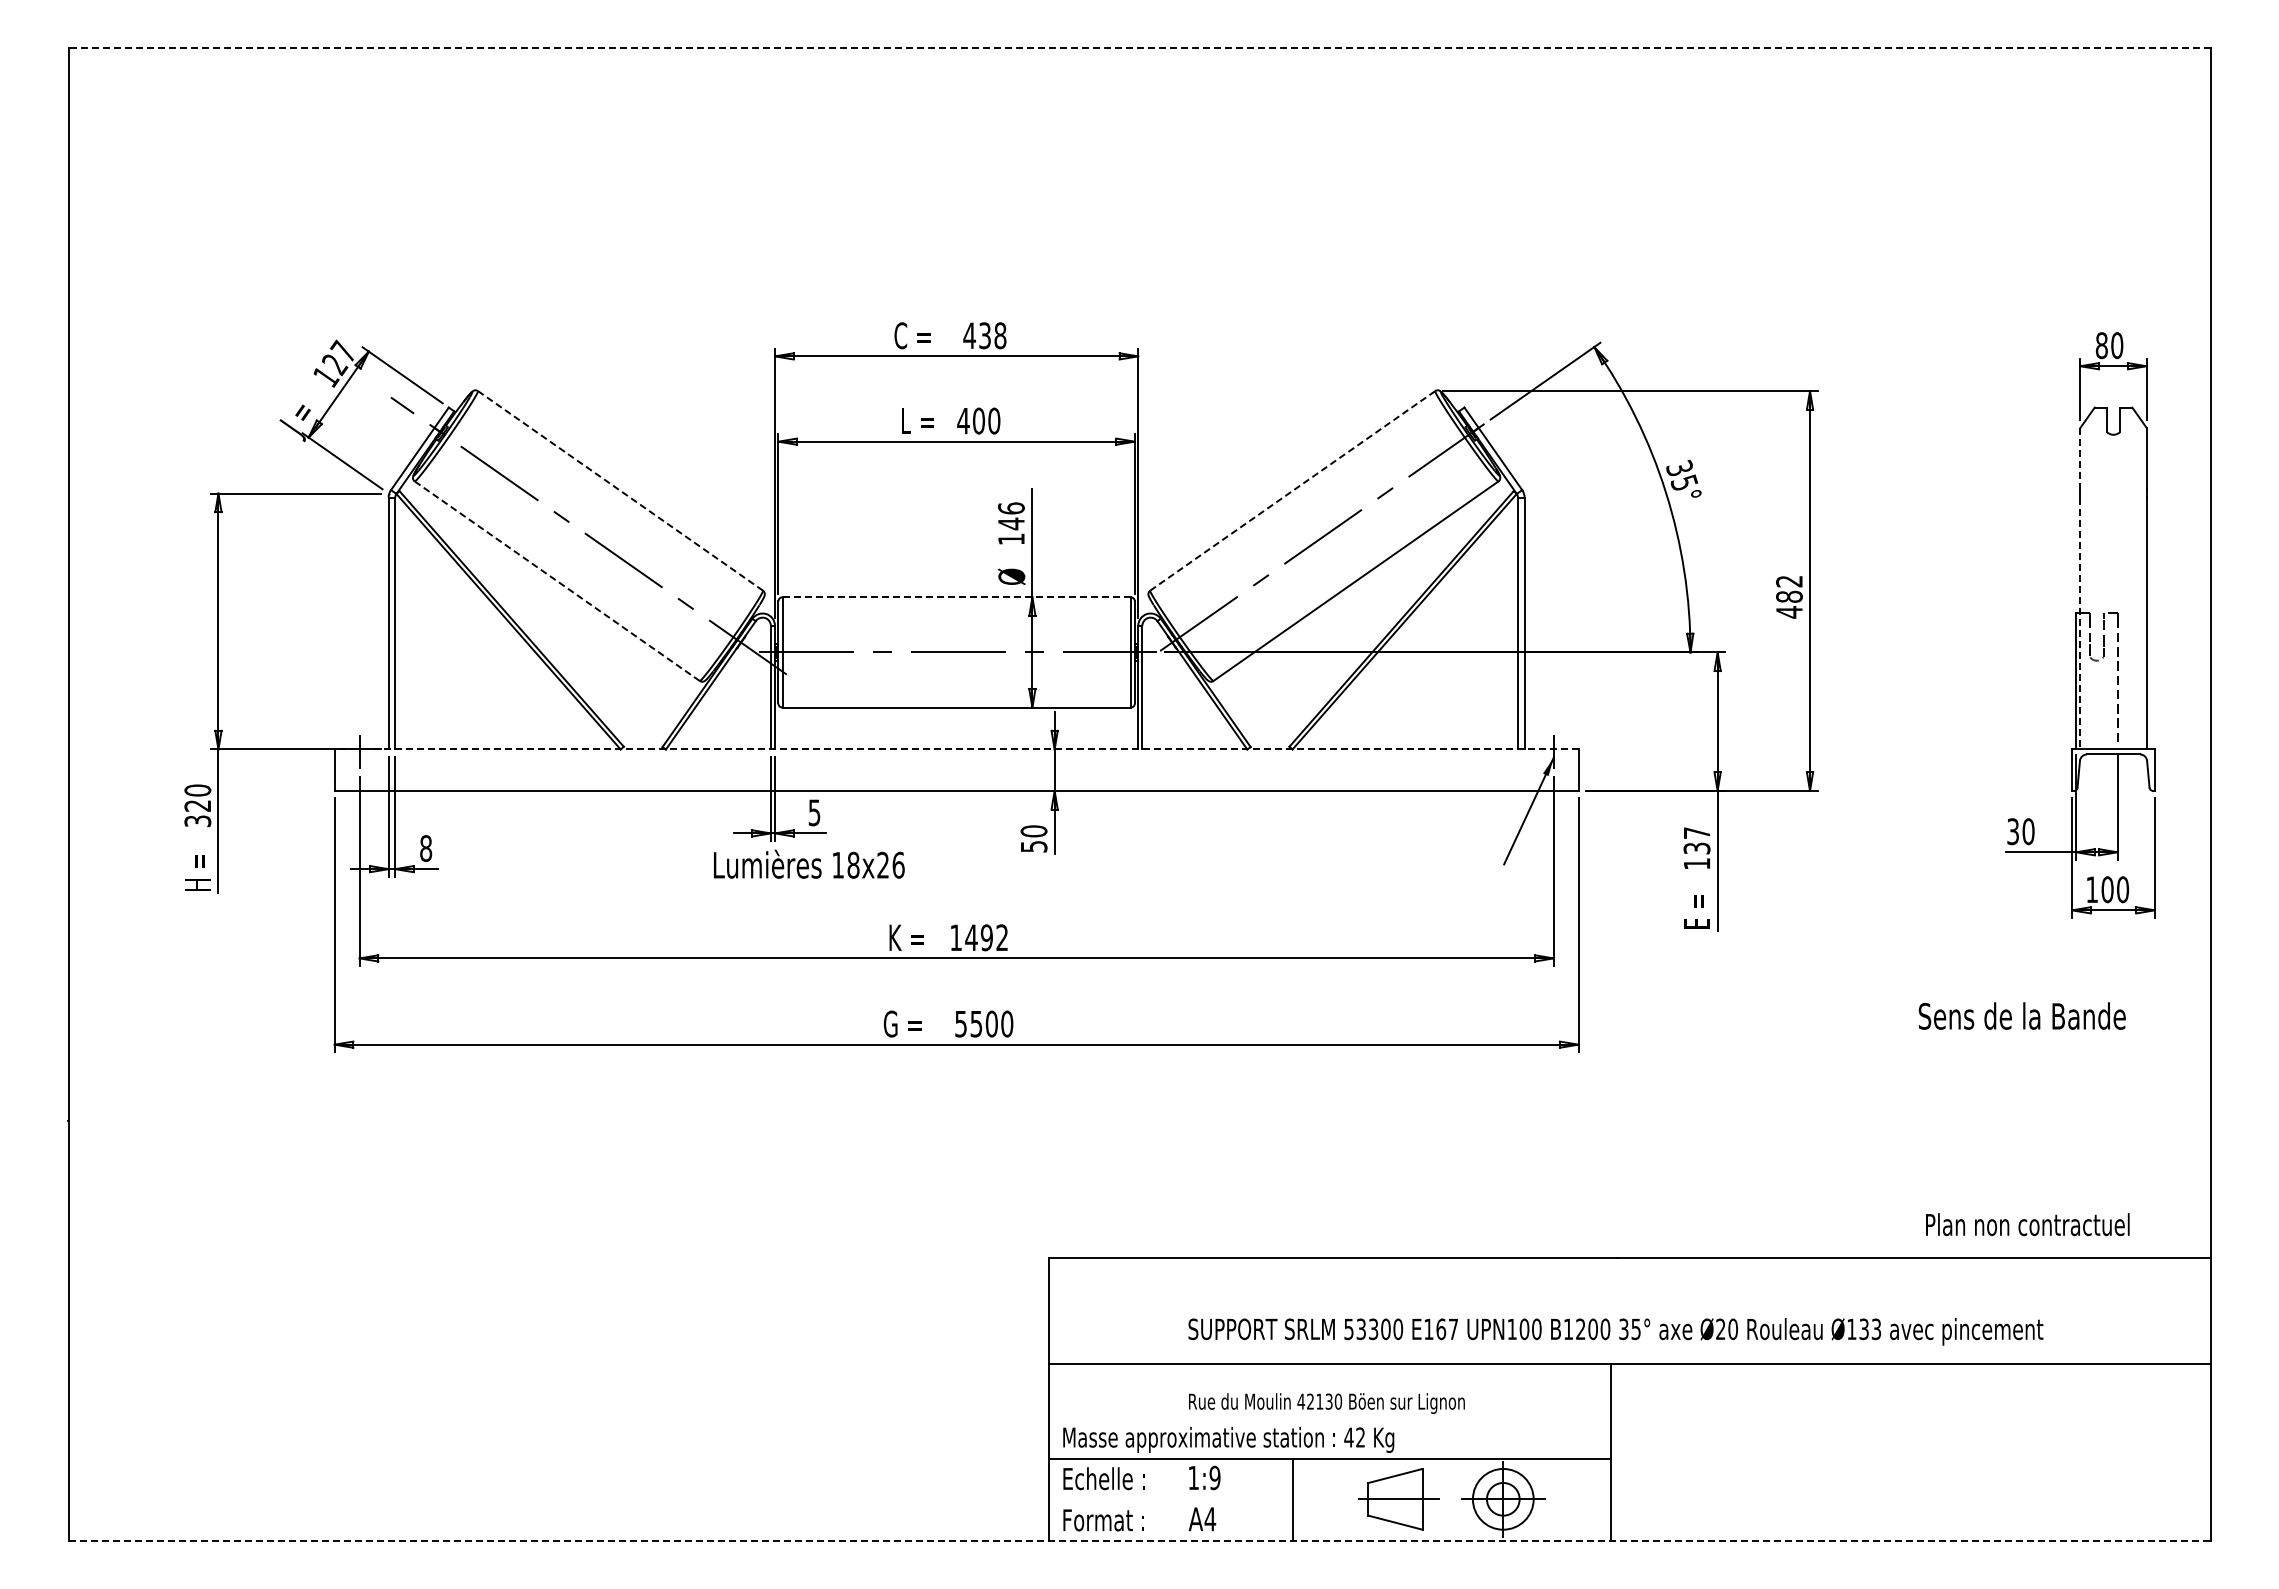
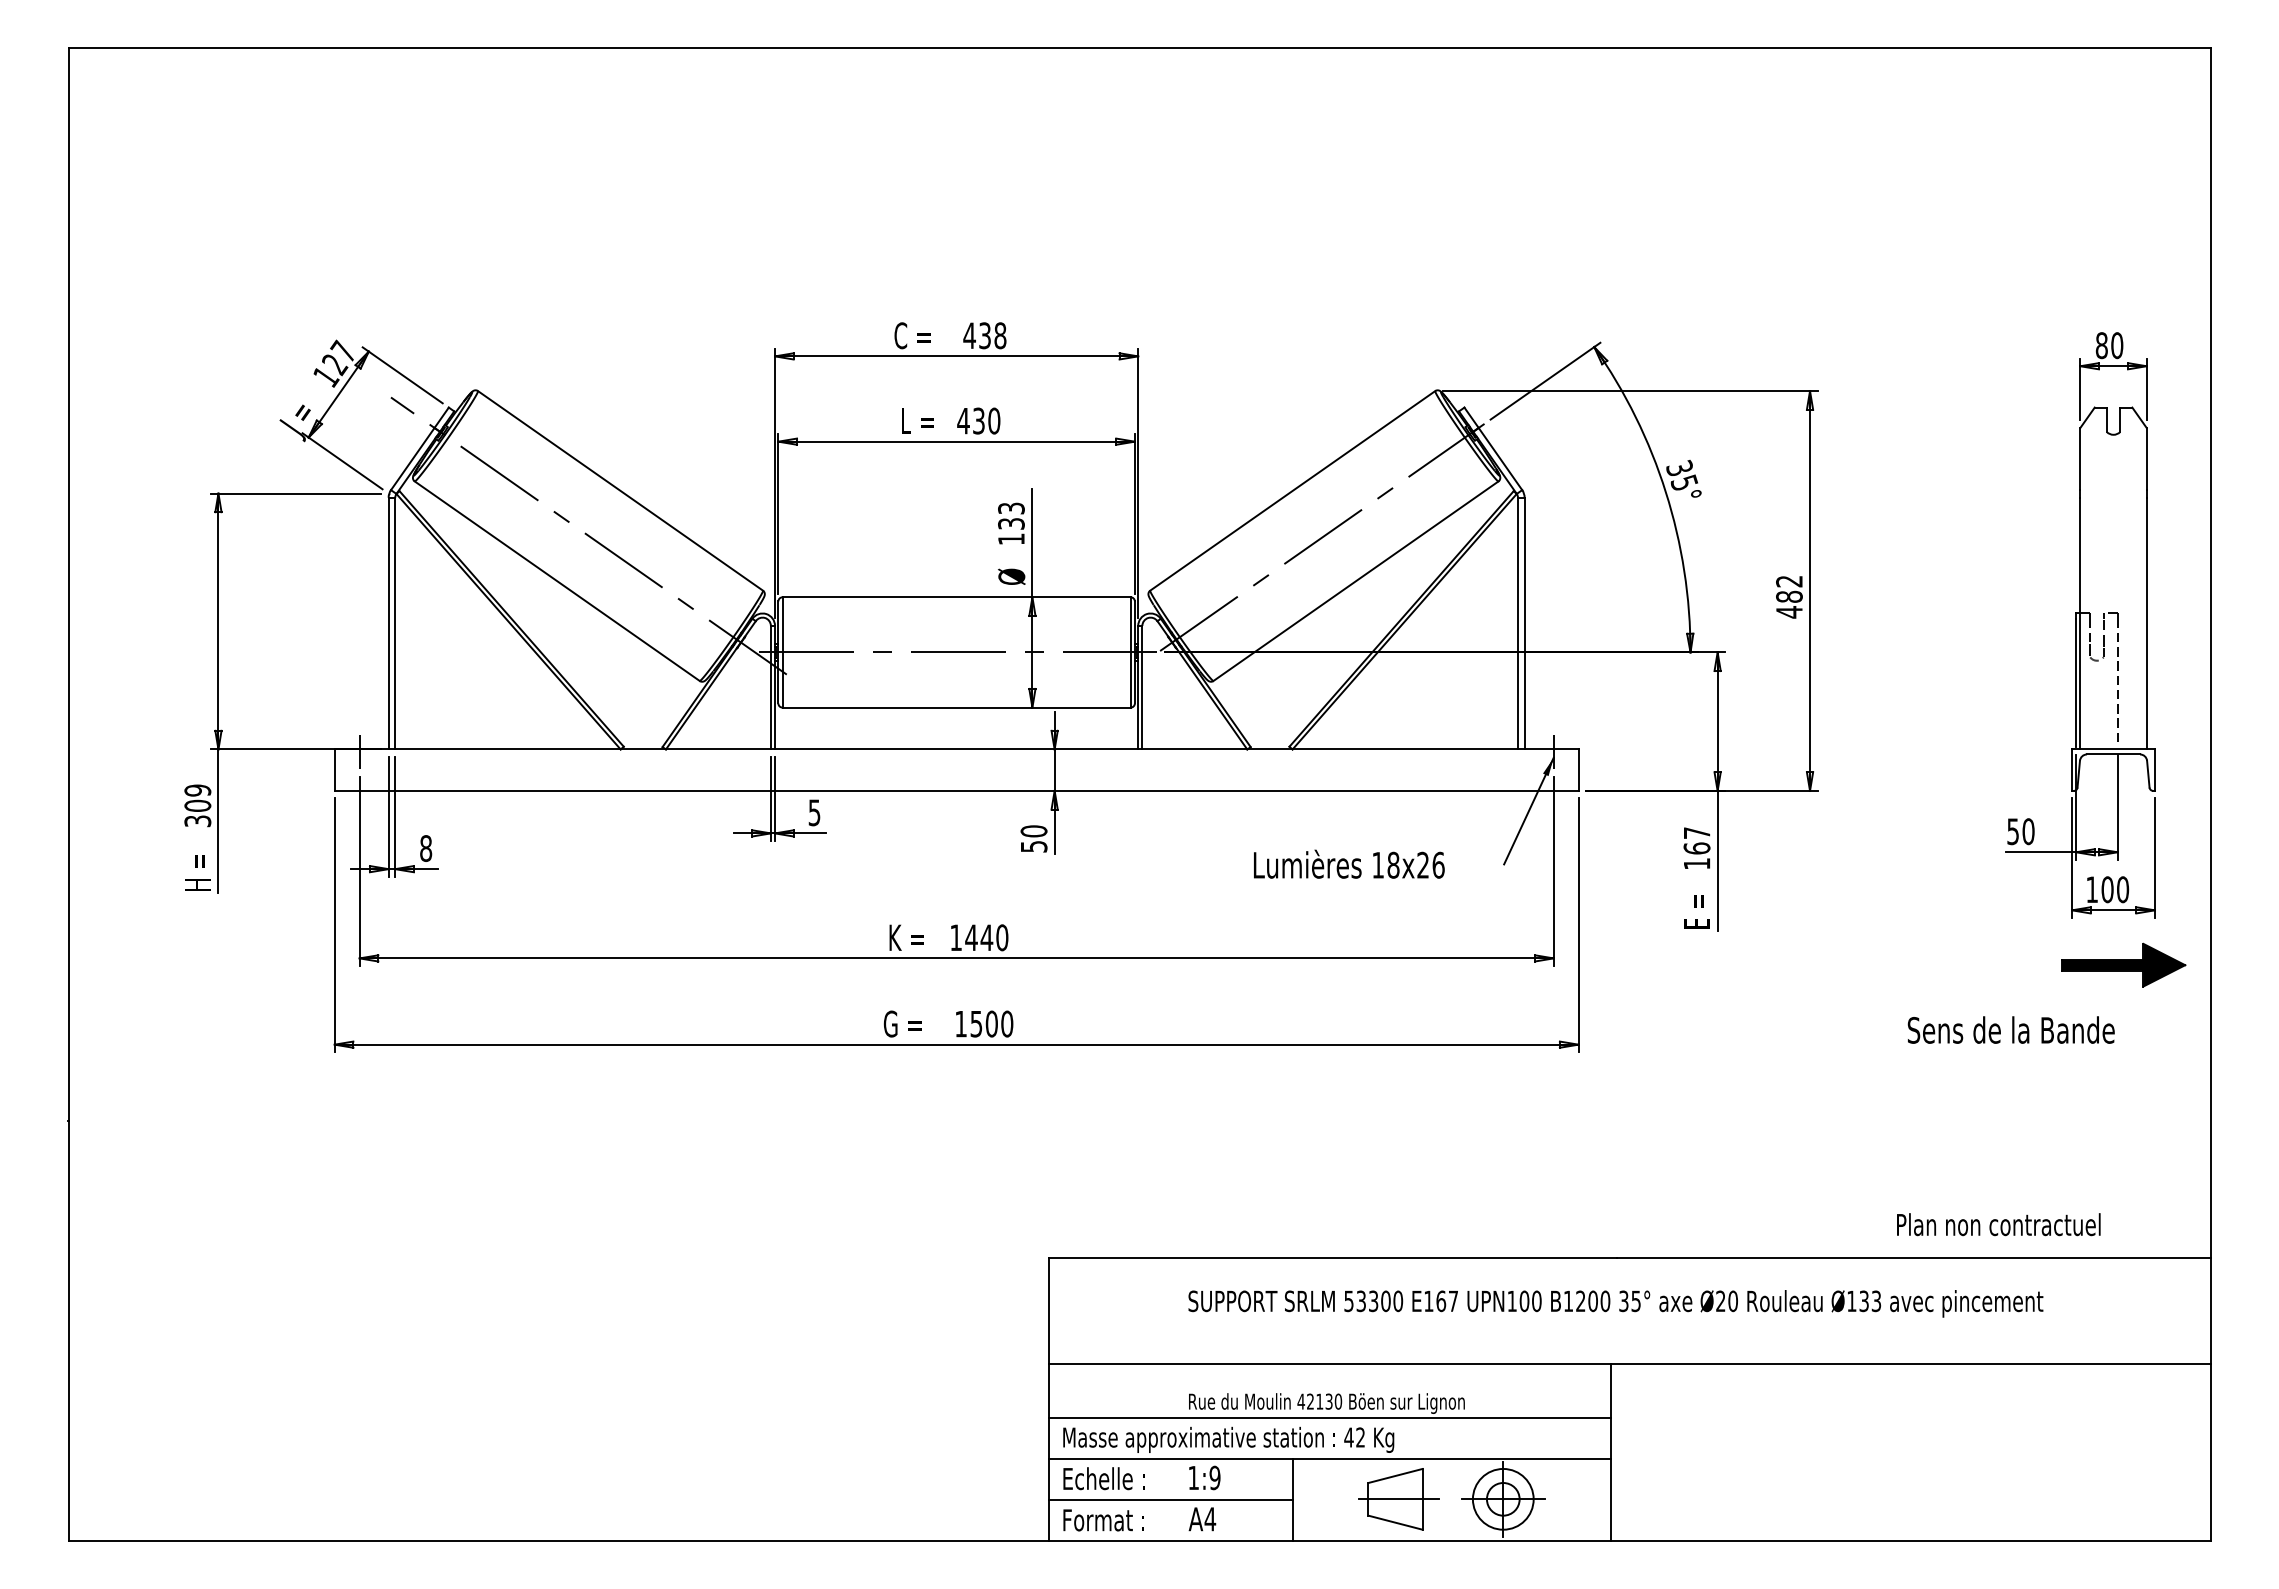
line: dashed -> solid (1139, 47)
text: 400 -> 430 (978, 420)
line: dashed -> solid (2080, 459)
line: dashed -> solid (620, 490)
line: dashed -> solid (1292, 490)
text: 146 -> 133 (1011, 516)
line: dashed -> solid (557, 581)
line: dashed -> solid (956, 597)
line: dashed -> solid (2080, 623)
line: dashed -> solid (956, 749)
text: 320 -> 309 (197, 797)
text: 30 -> 50 (2013, 831)
text: 137 -> 167 (1696, 848)
text position: (809, 863) -> (1349, 863) (1349, 863)
text: 1492 -> 1440 (994, 937)
part: none -> present (2123, 964)
text position: (2021, 1015) -> (2010, 1029) (2010, 1029)
text: 5500 -> 1500 (960, 1024)
text position: (2027, 1224) -> (1998, 1224) (1998, 1224)
text position: (1615, 1331) -> (1615, 1303) (1615, 1303)
line: none -> present (1330, 1418)
line: none -> present (1170, 1500)
line: dashed -> solid (1139, 1541)
